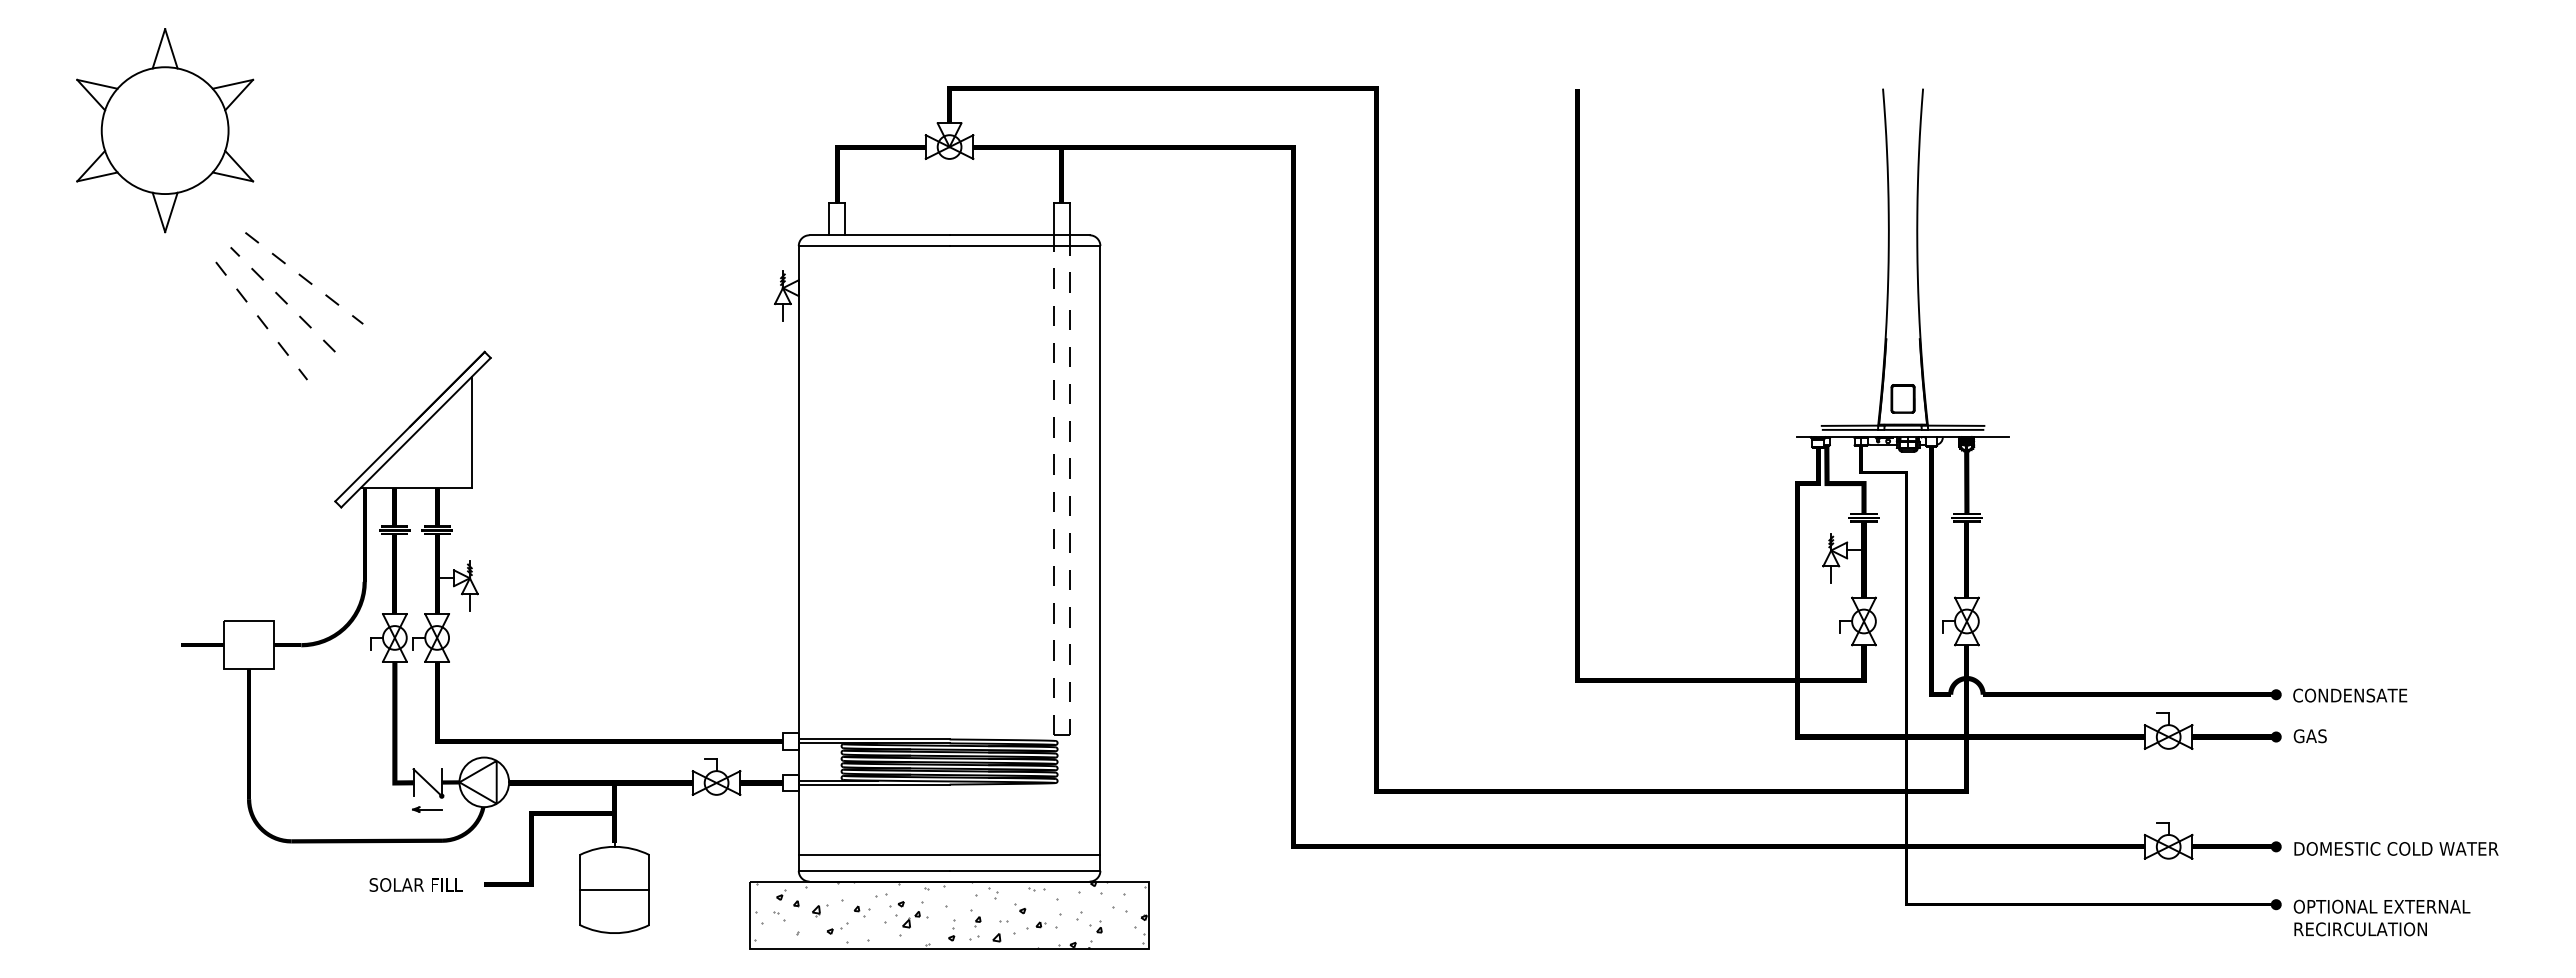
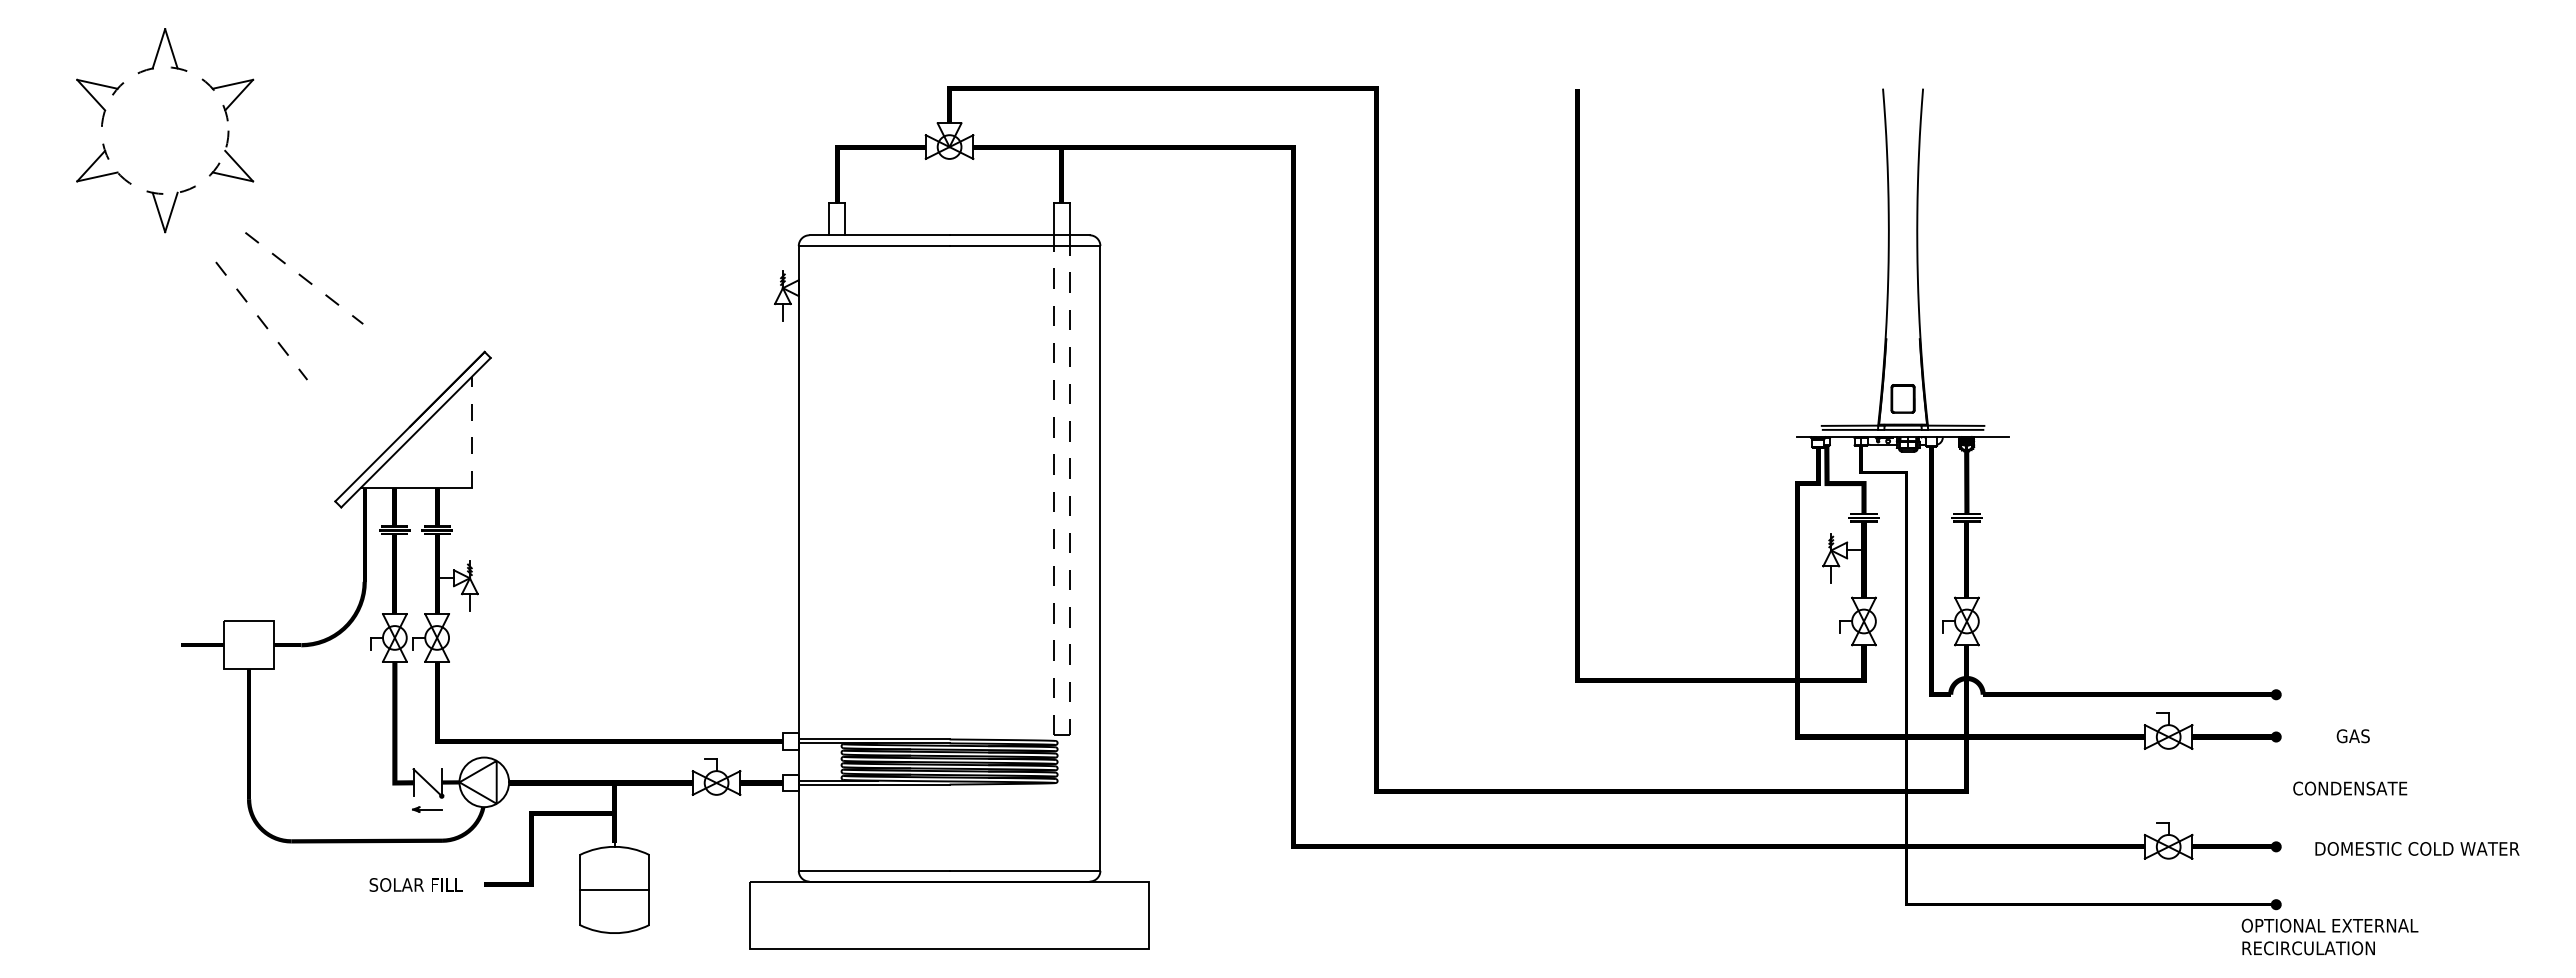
circle: solid -> dashed (164, 130)
line: present -> none (282, 299)
line: solid -> dashed (471, 432)
text position: (2350, 695) -> (2350, 788) (2350, 788)
text position: (2309, 736) -> (2352, 736) (2352, 736)
text position: (2396, 848) -> (2417, 848) (2417, 848)
line: present -> none (949, 854)
hatch: present -> none (950, 914)
text position: (2381, 917) -> (2329, 936) (2329, 936)
